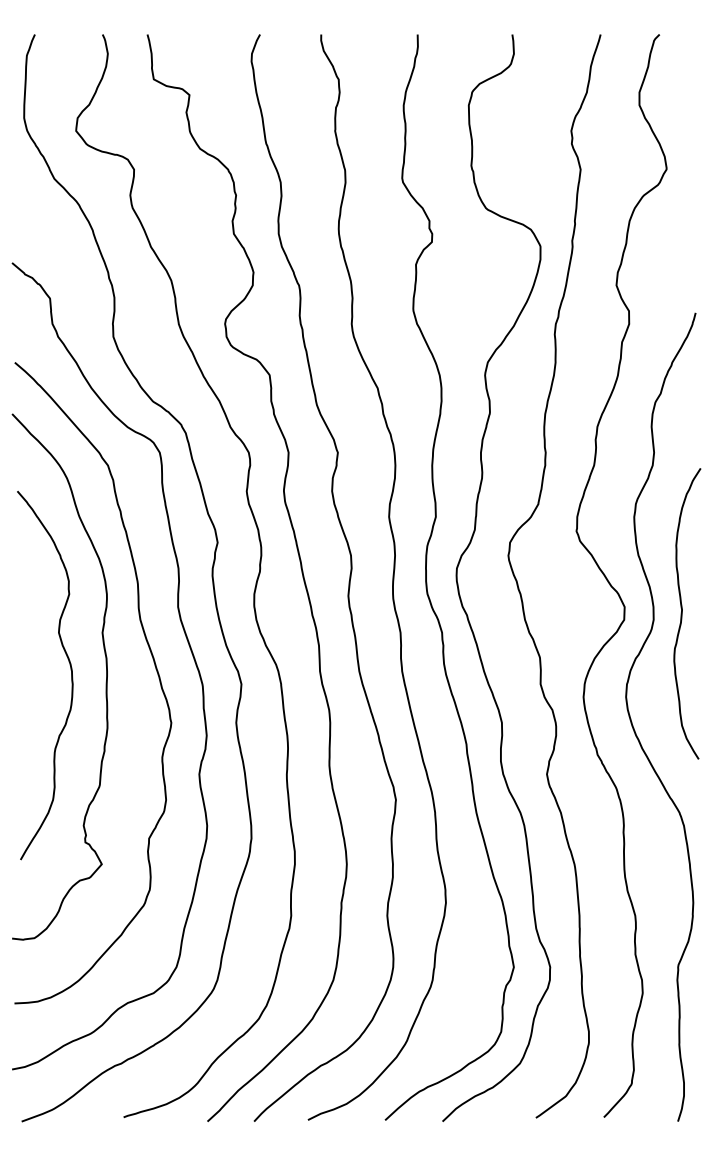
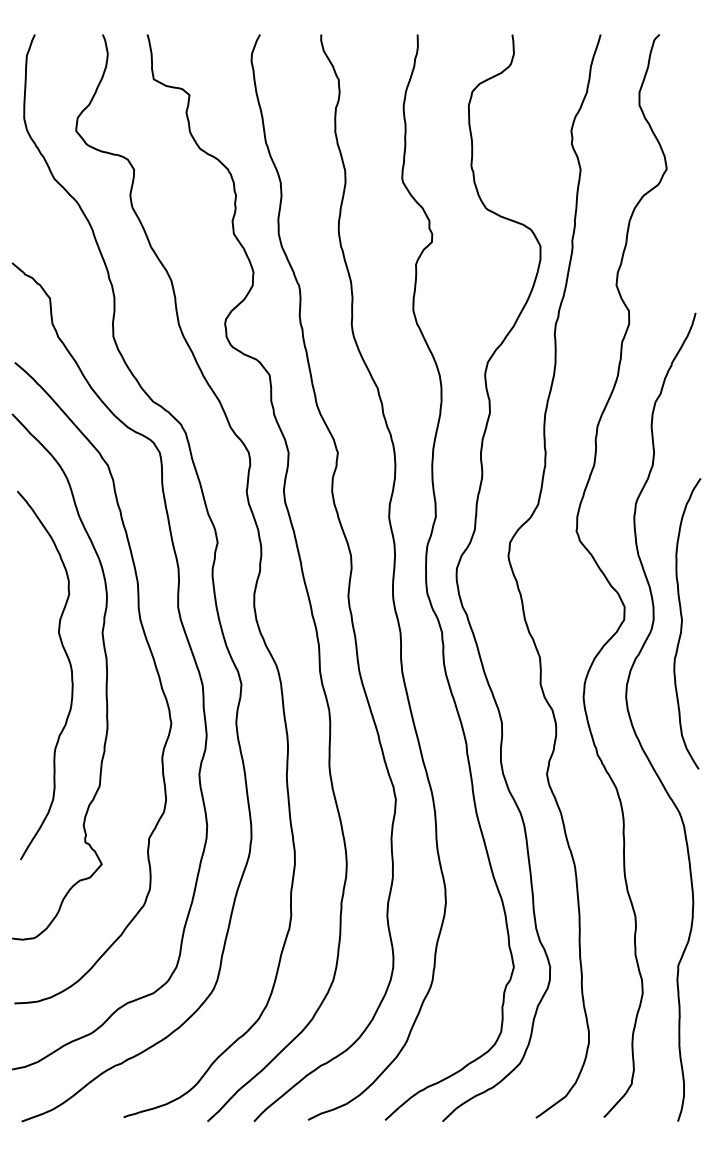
curve position: (682, 613) -> (682, 623) (682, 623)
